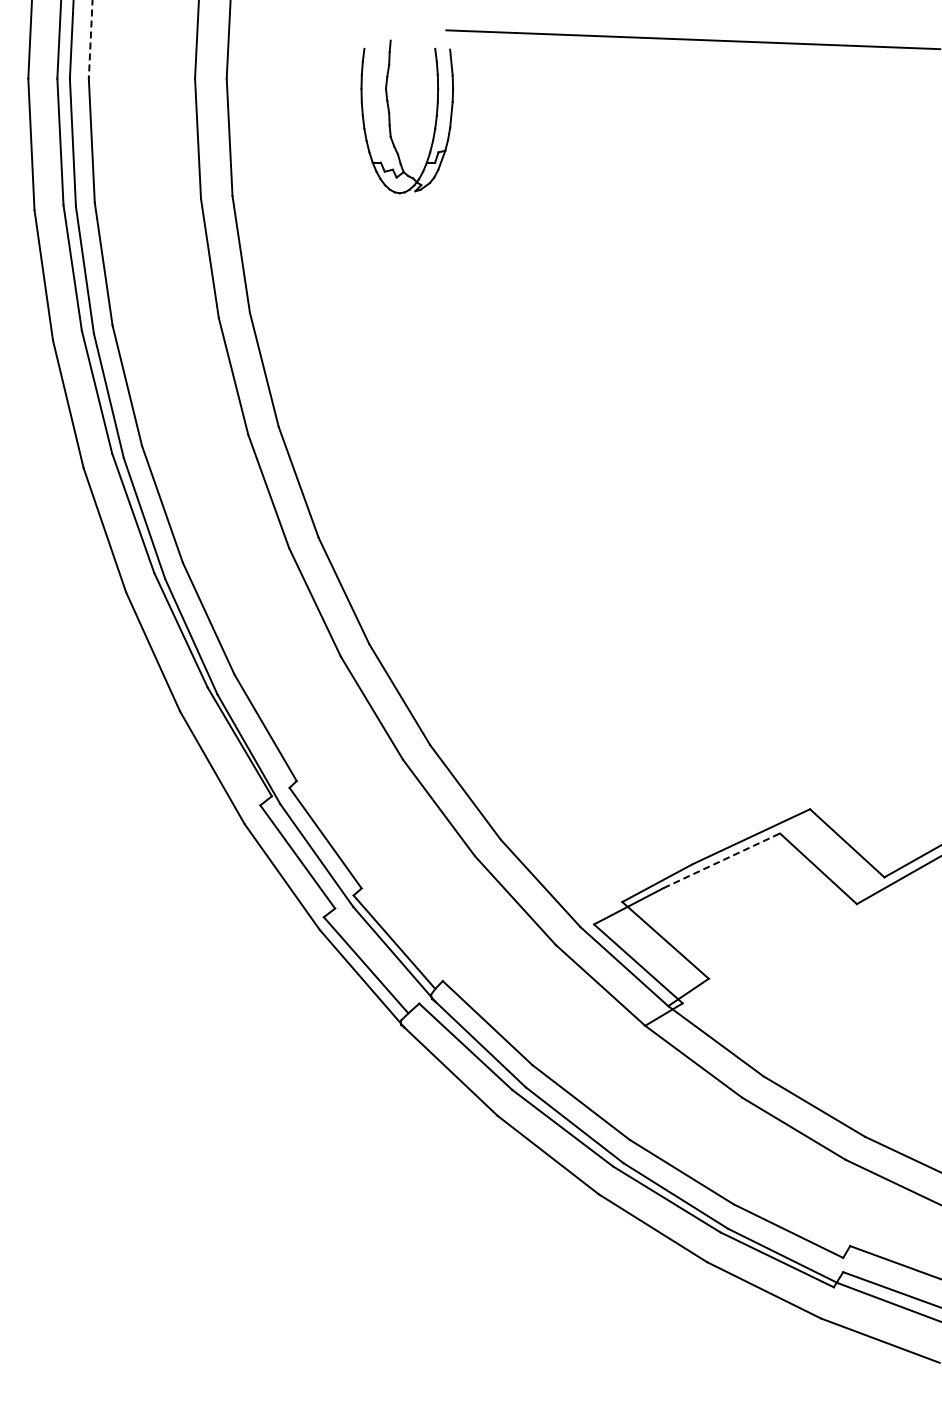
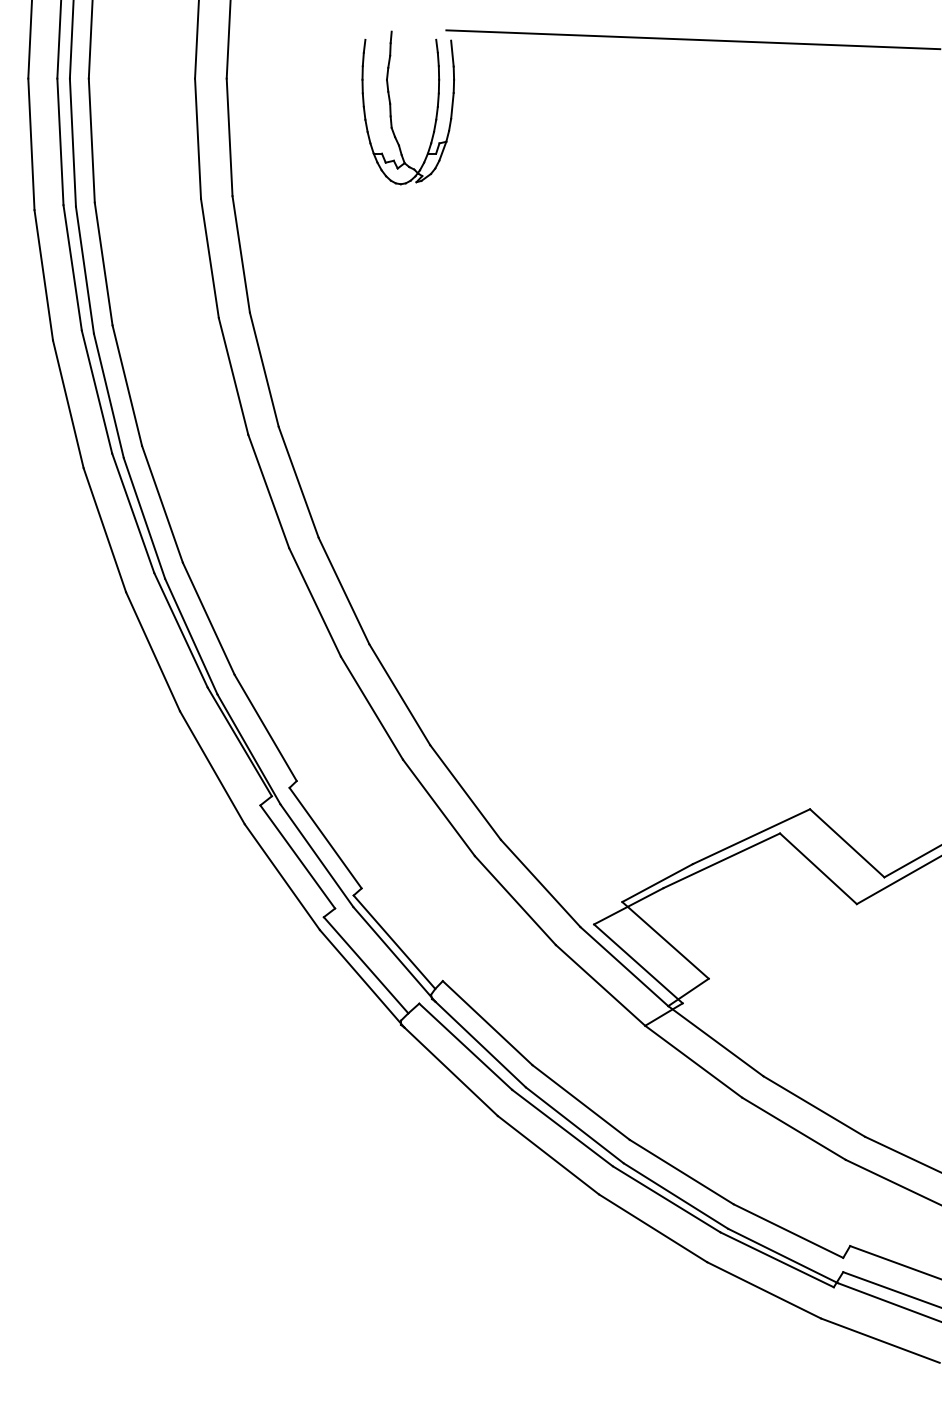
line: dashed -> solid (90, 39)
part position: (390, 116) -> (391, 107) (391, 107)
line: dashed -> solid (722, 860)
